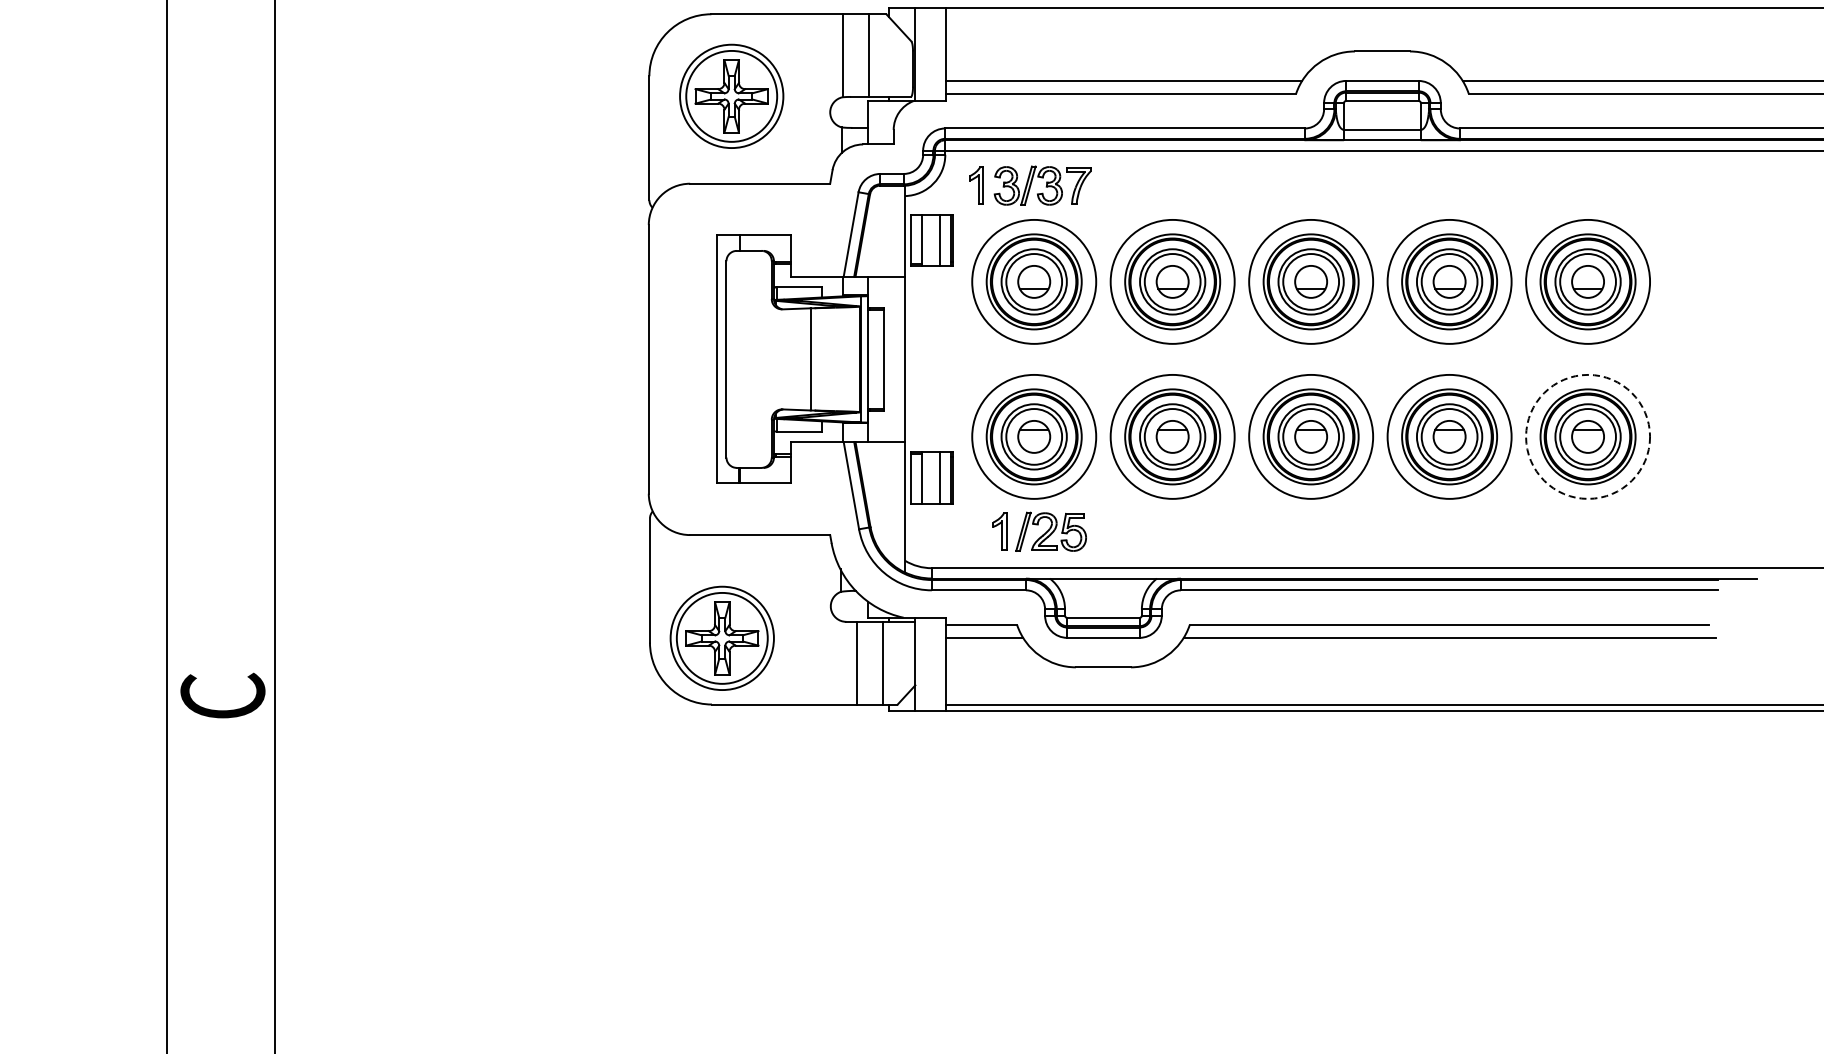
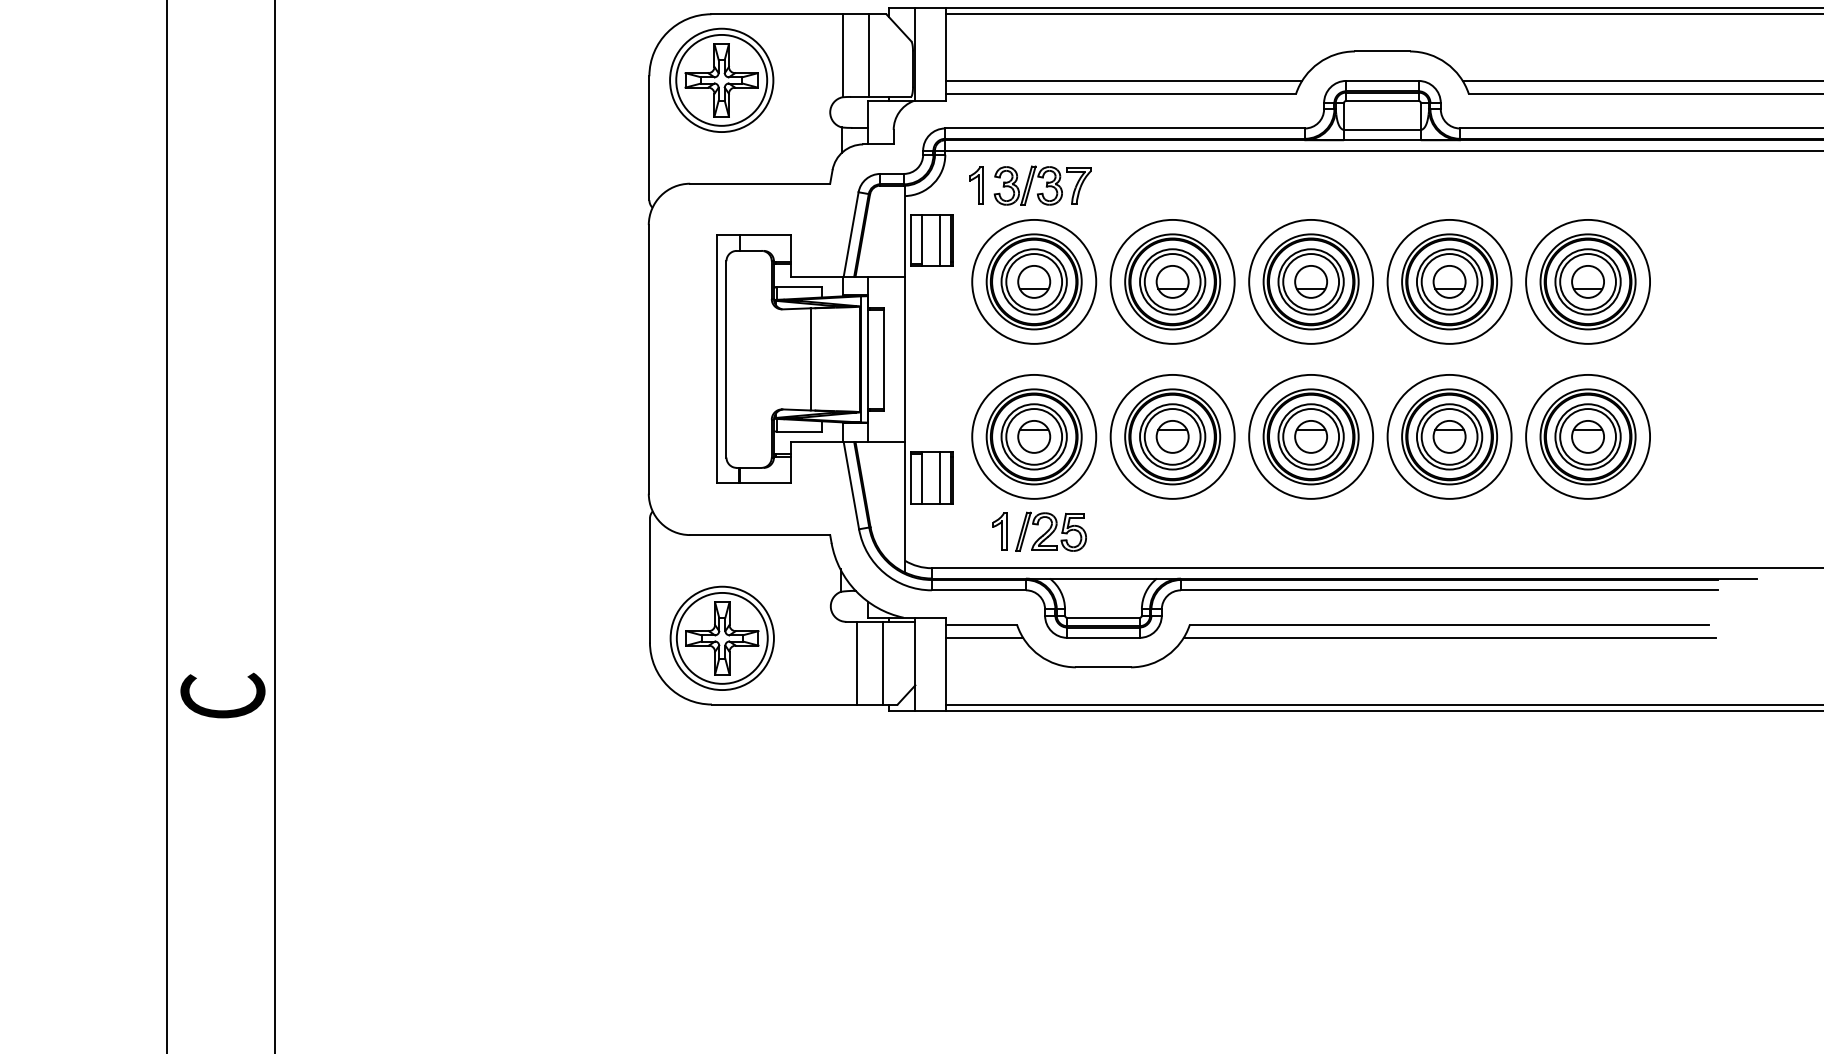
line: none -> present (1383, 14)
part position: (731, 95) -> (721, 79) (721, 79)
circle: dashed -> solid (1588, 436)
